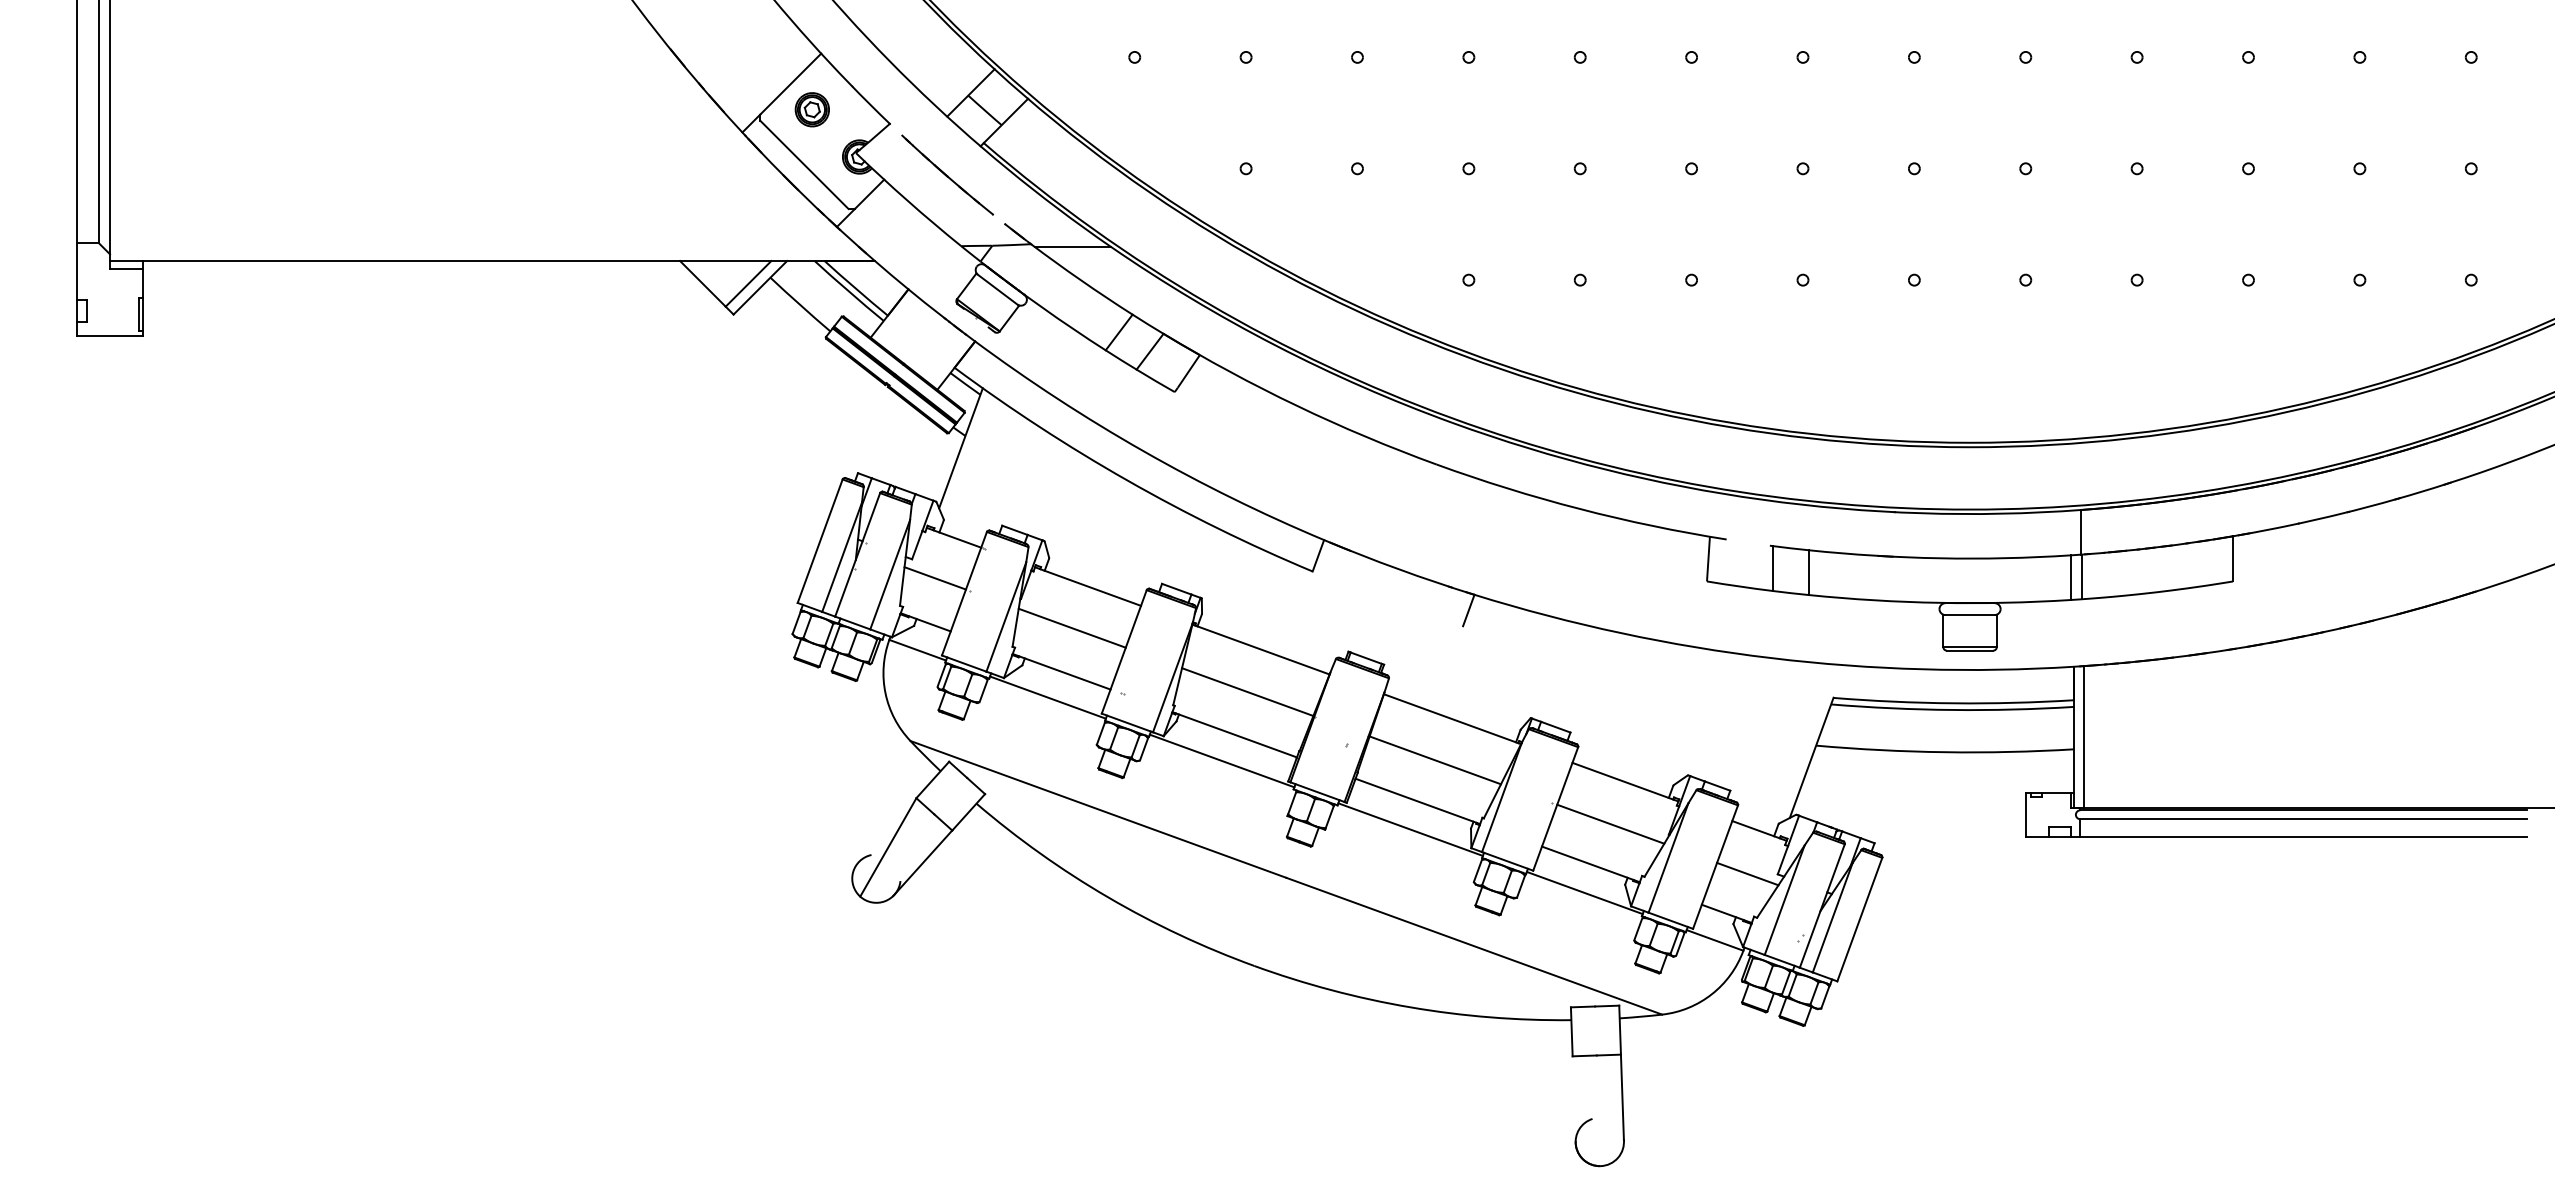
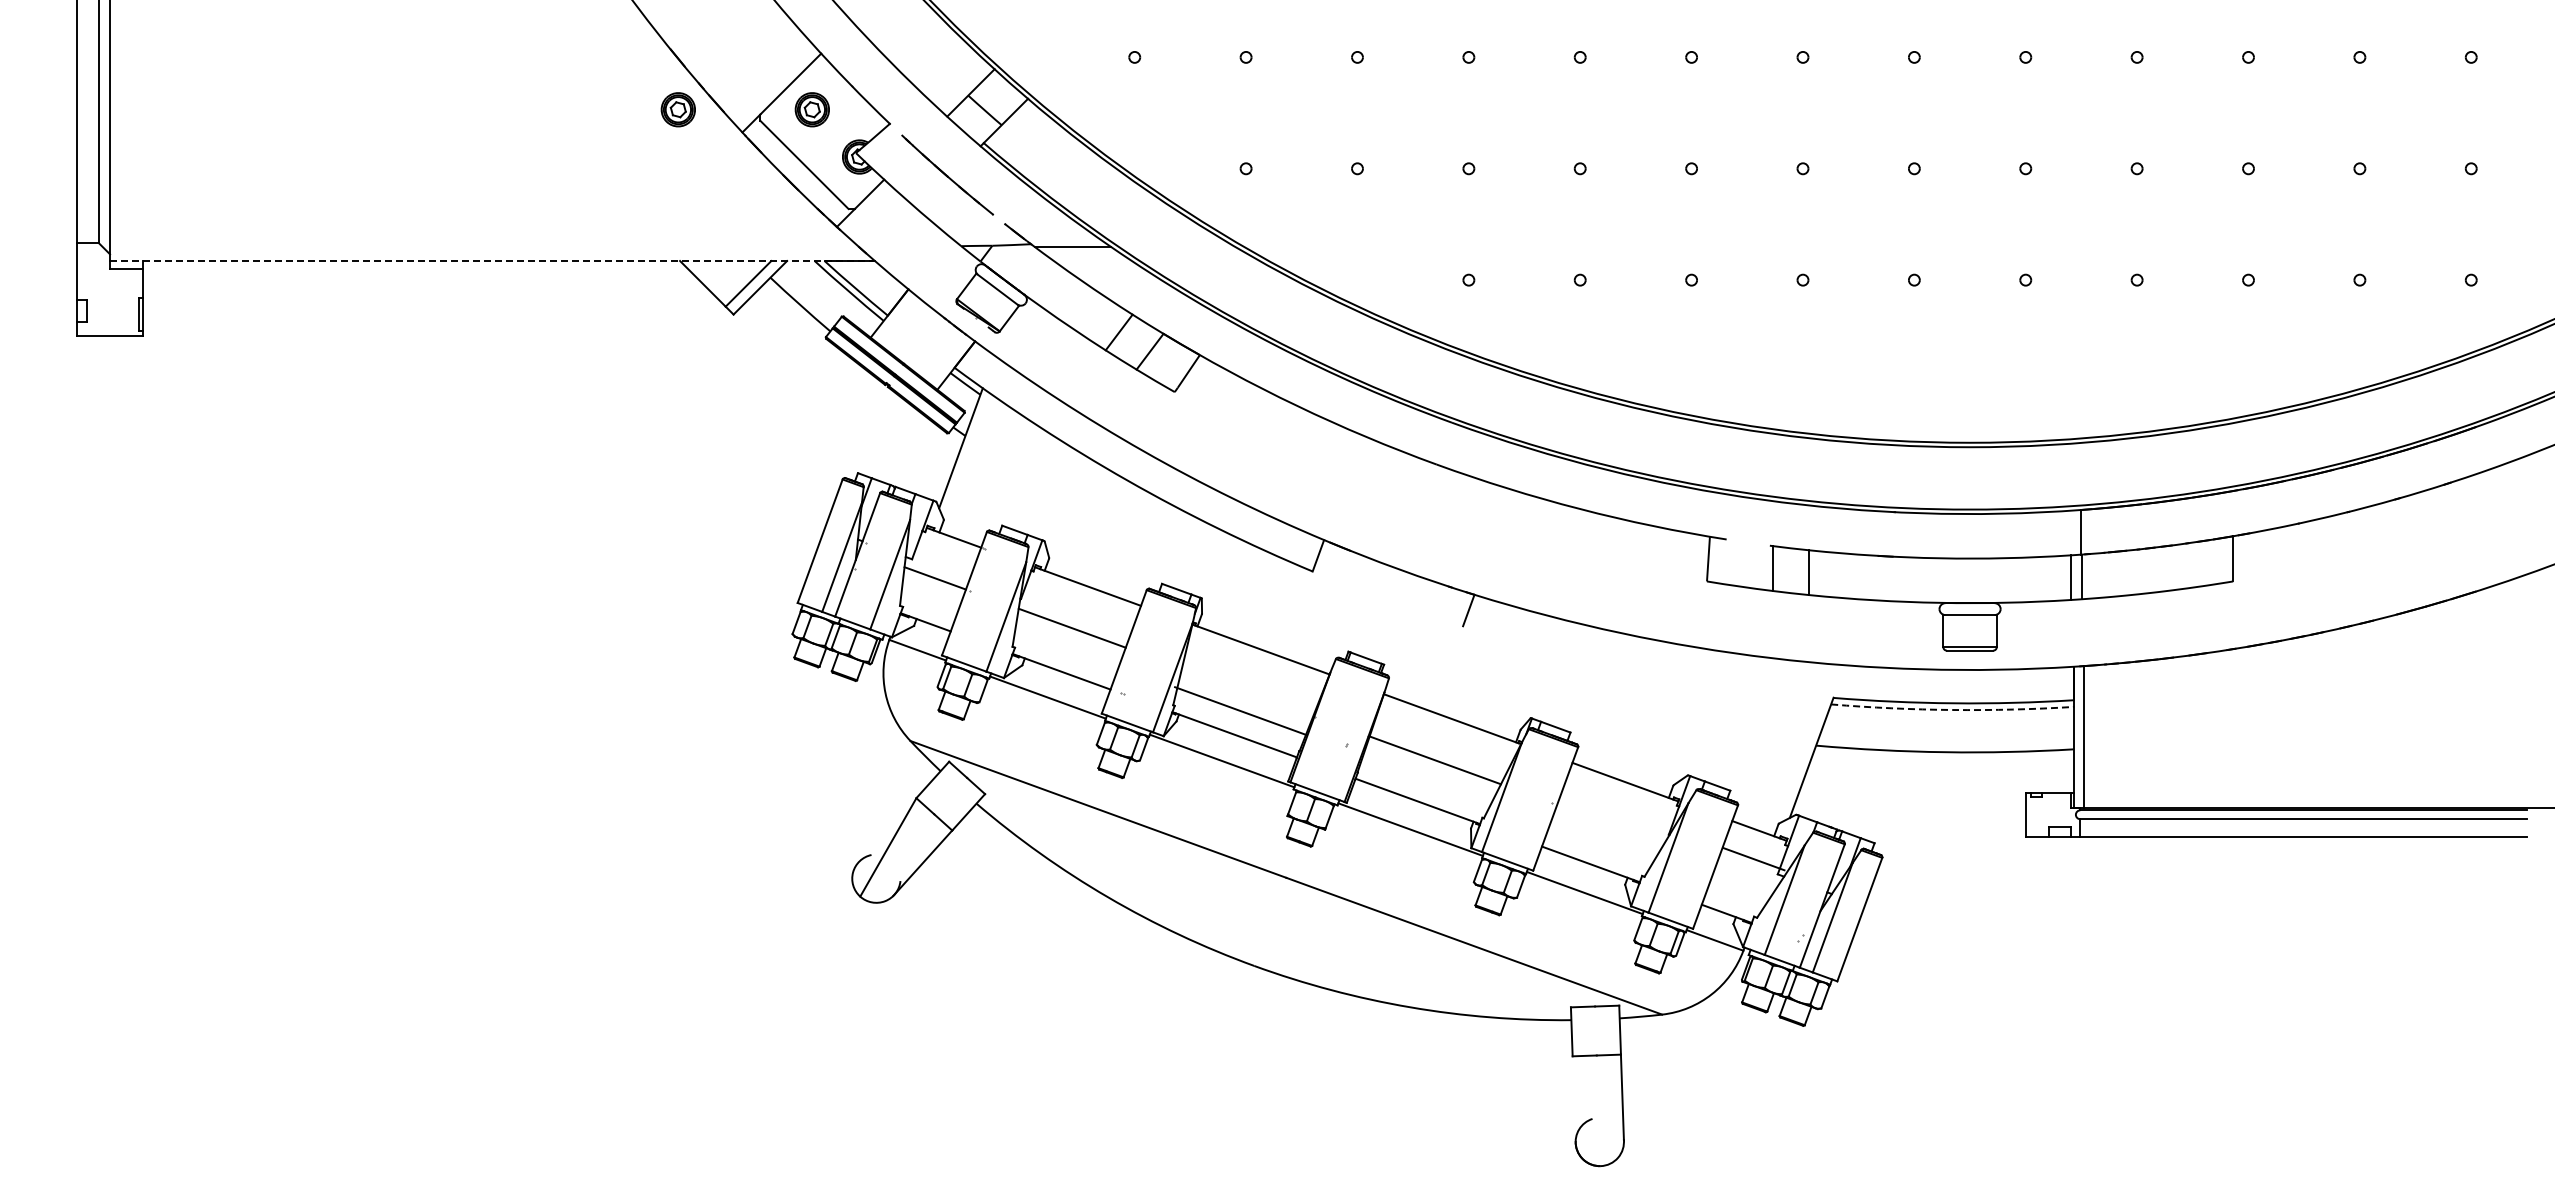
part: none -> present (677, 109)
line: solid -> dashed (493, 261)
line position: (1247, 691) -> (1240, 710) (1240, 710)
arc: solid -> dashed (1952, 710)
line: present -> none (1610, 823)
line position: (1747, 873) -> (1753, 858) (1753, 858)
